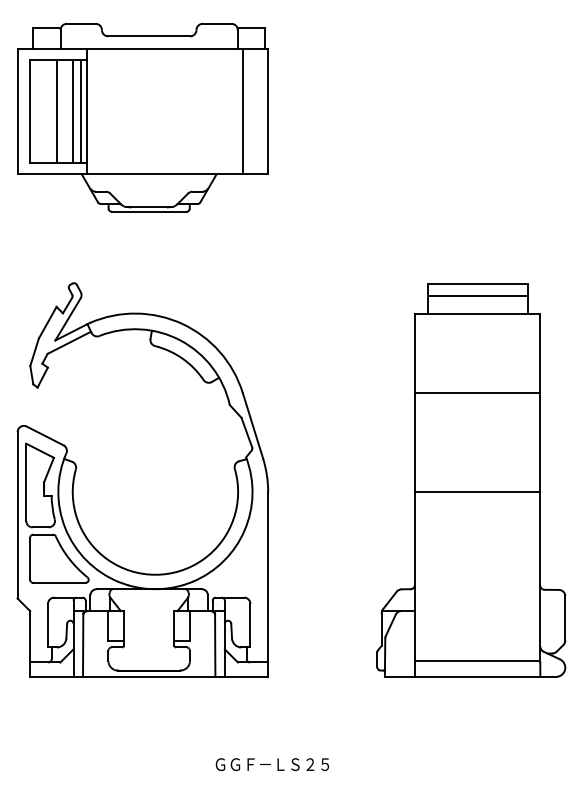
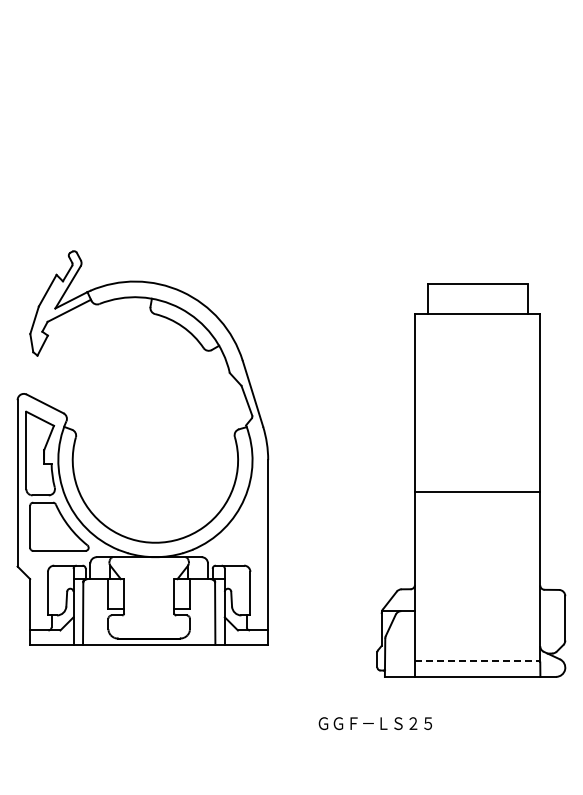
part: present -> none (142, 117)
line: present -> none (477, 296)
line: present -> none (477, 392)
part position: (77, 468) -> (77, 436) (77, 436)
line: solid -> dashed (477, 661)
text position: (271, 764) -> (374, 723) (374, 723)
